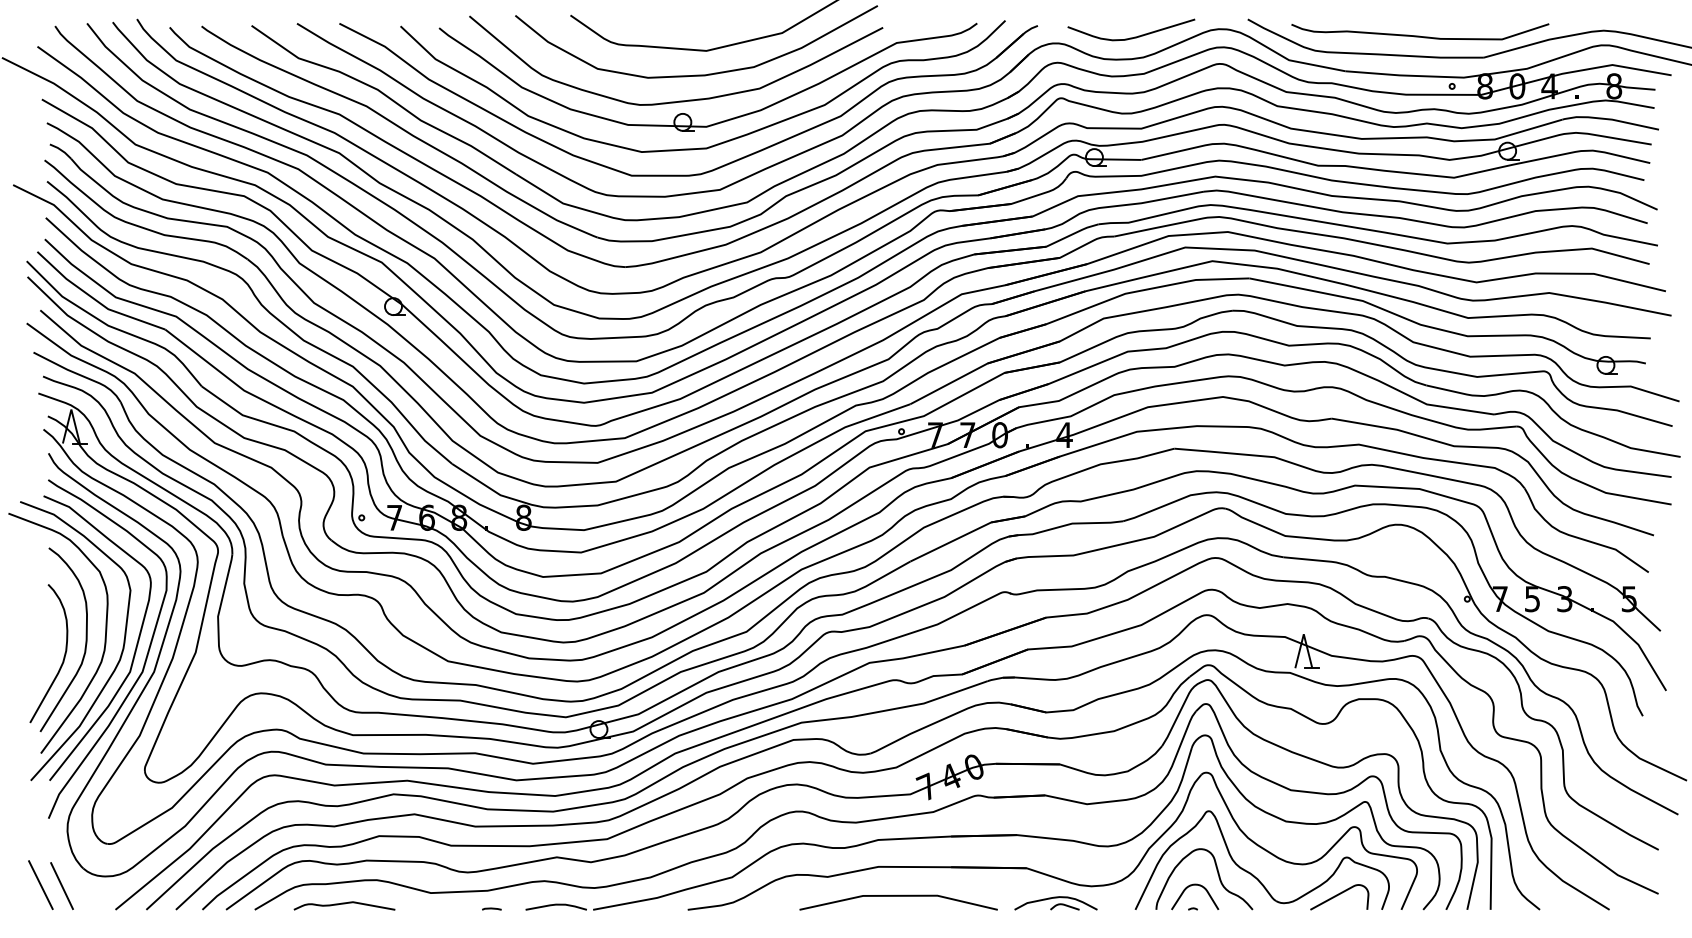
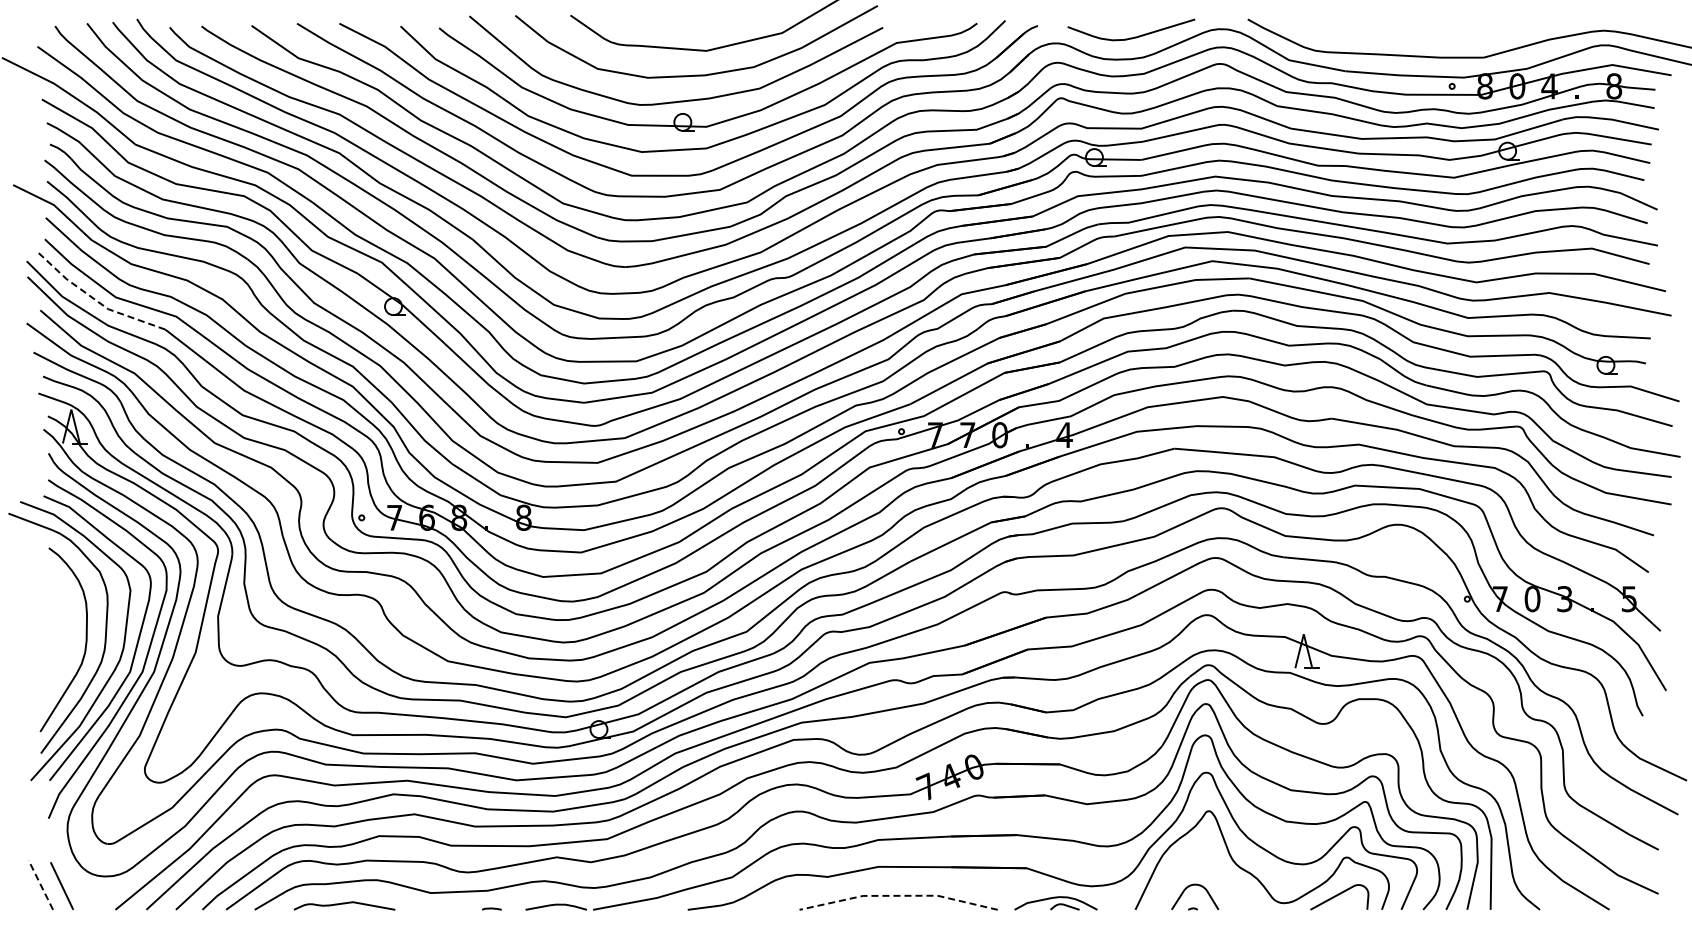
curve: present -> none (1419, 35)
line: solid -> dashed (95, 299)
text: 5 -> 0 (1532, 599)
curve: present -> none (63, 656)
curve: present -> none (1217, 874)
line: solid -> dashed (40, 885)
line: solid -> dashed (897, 895)
